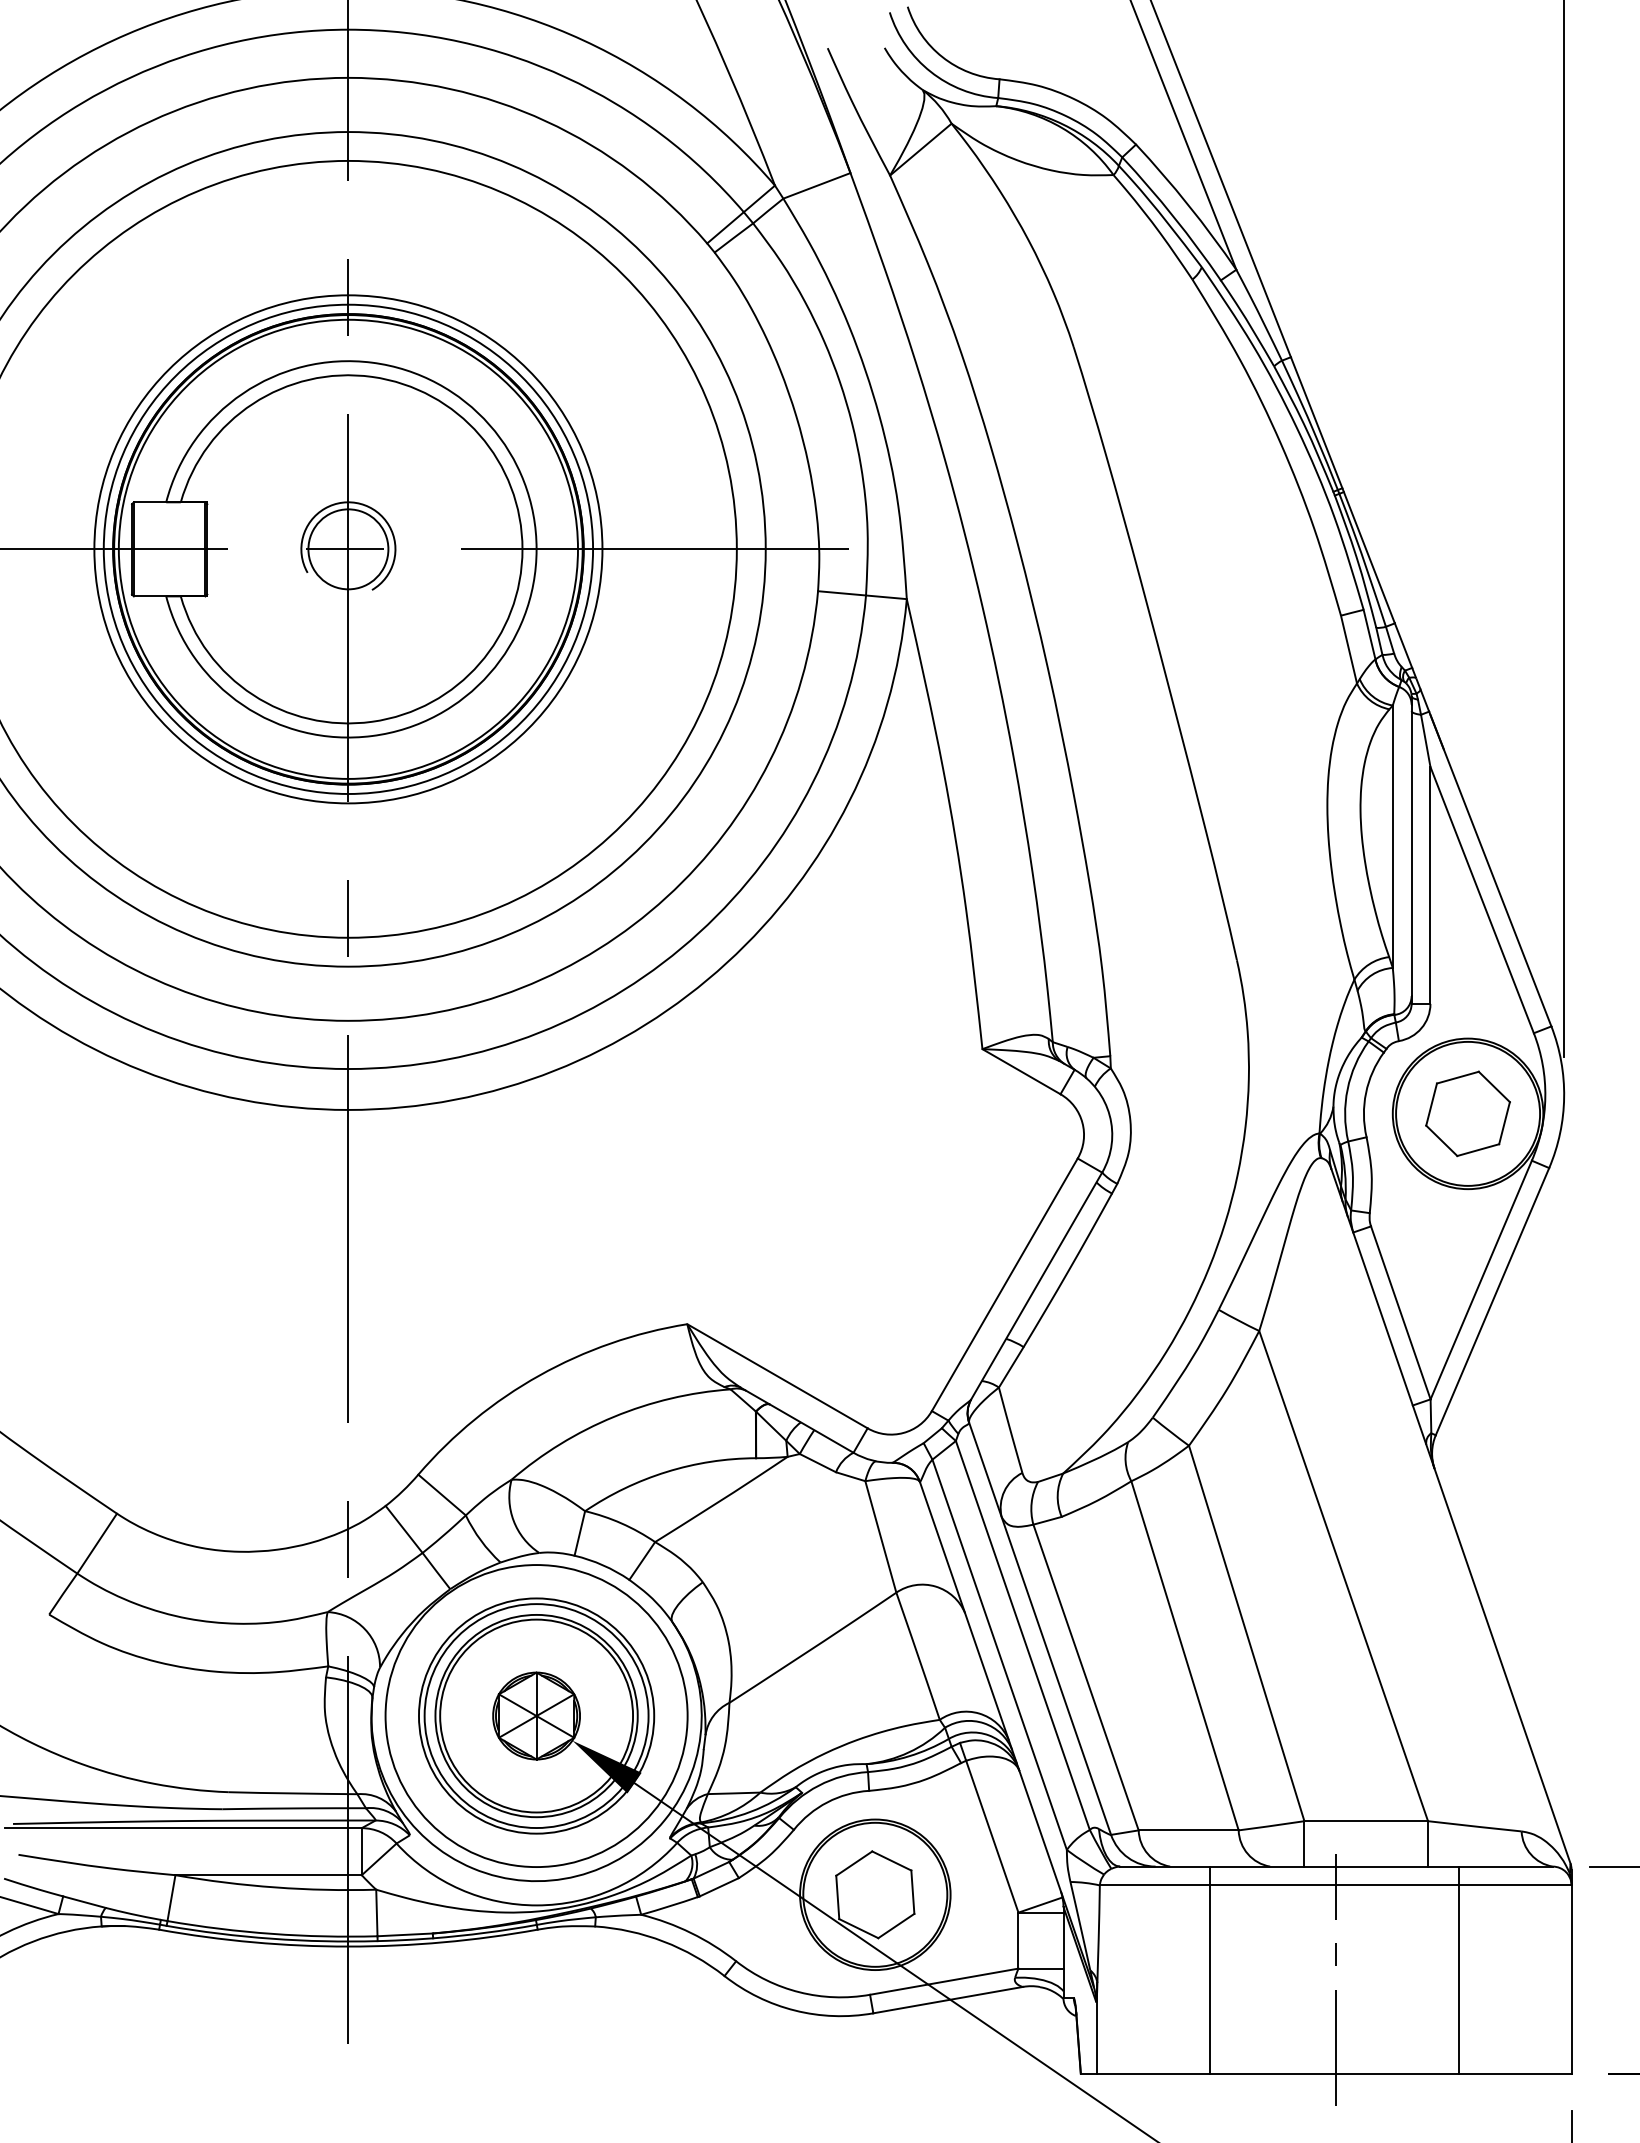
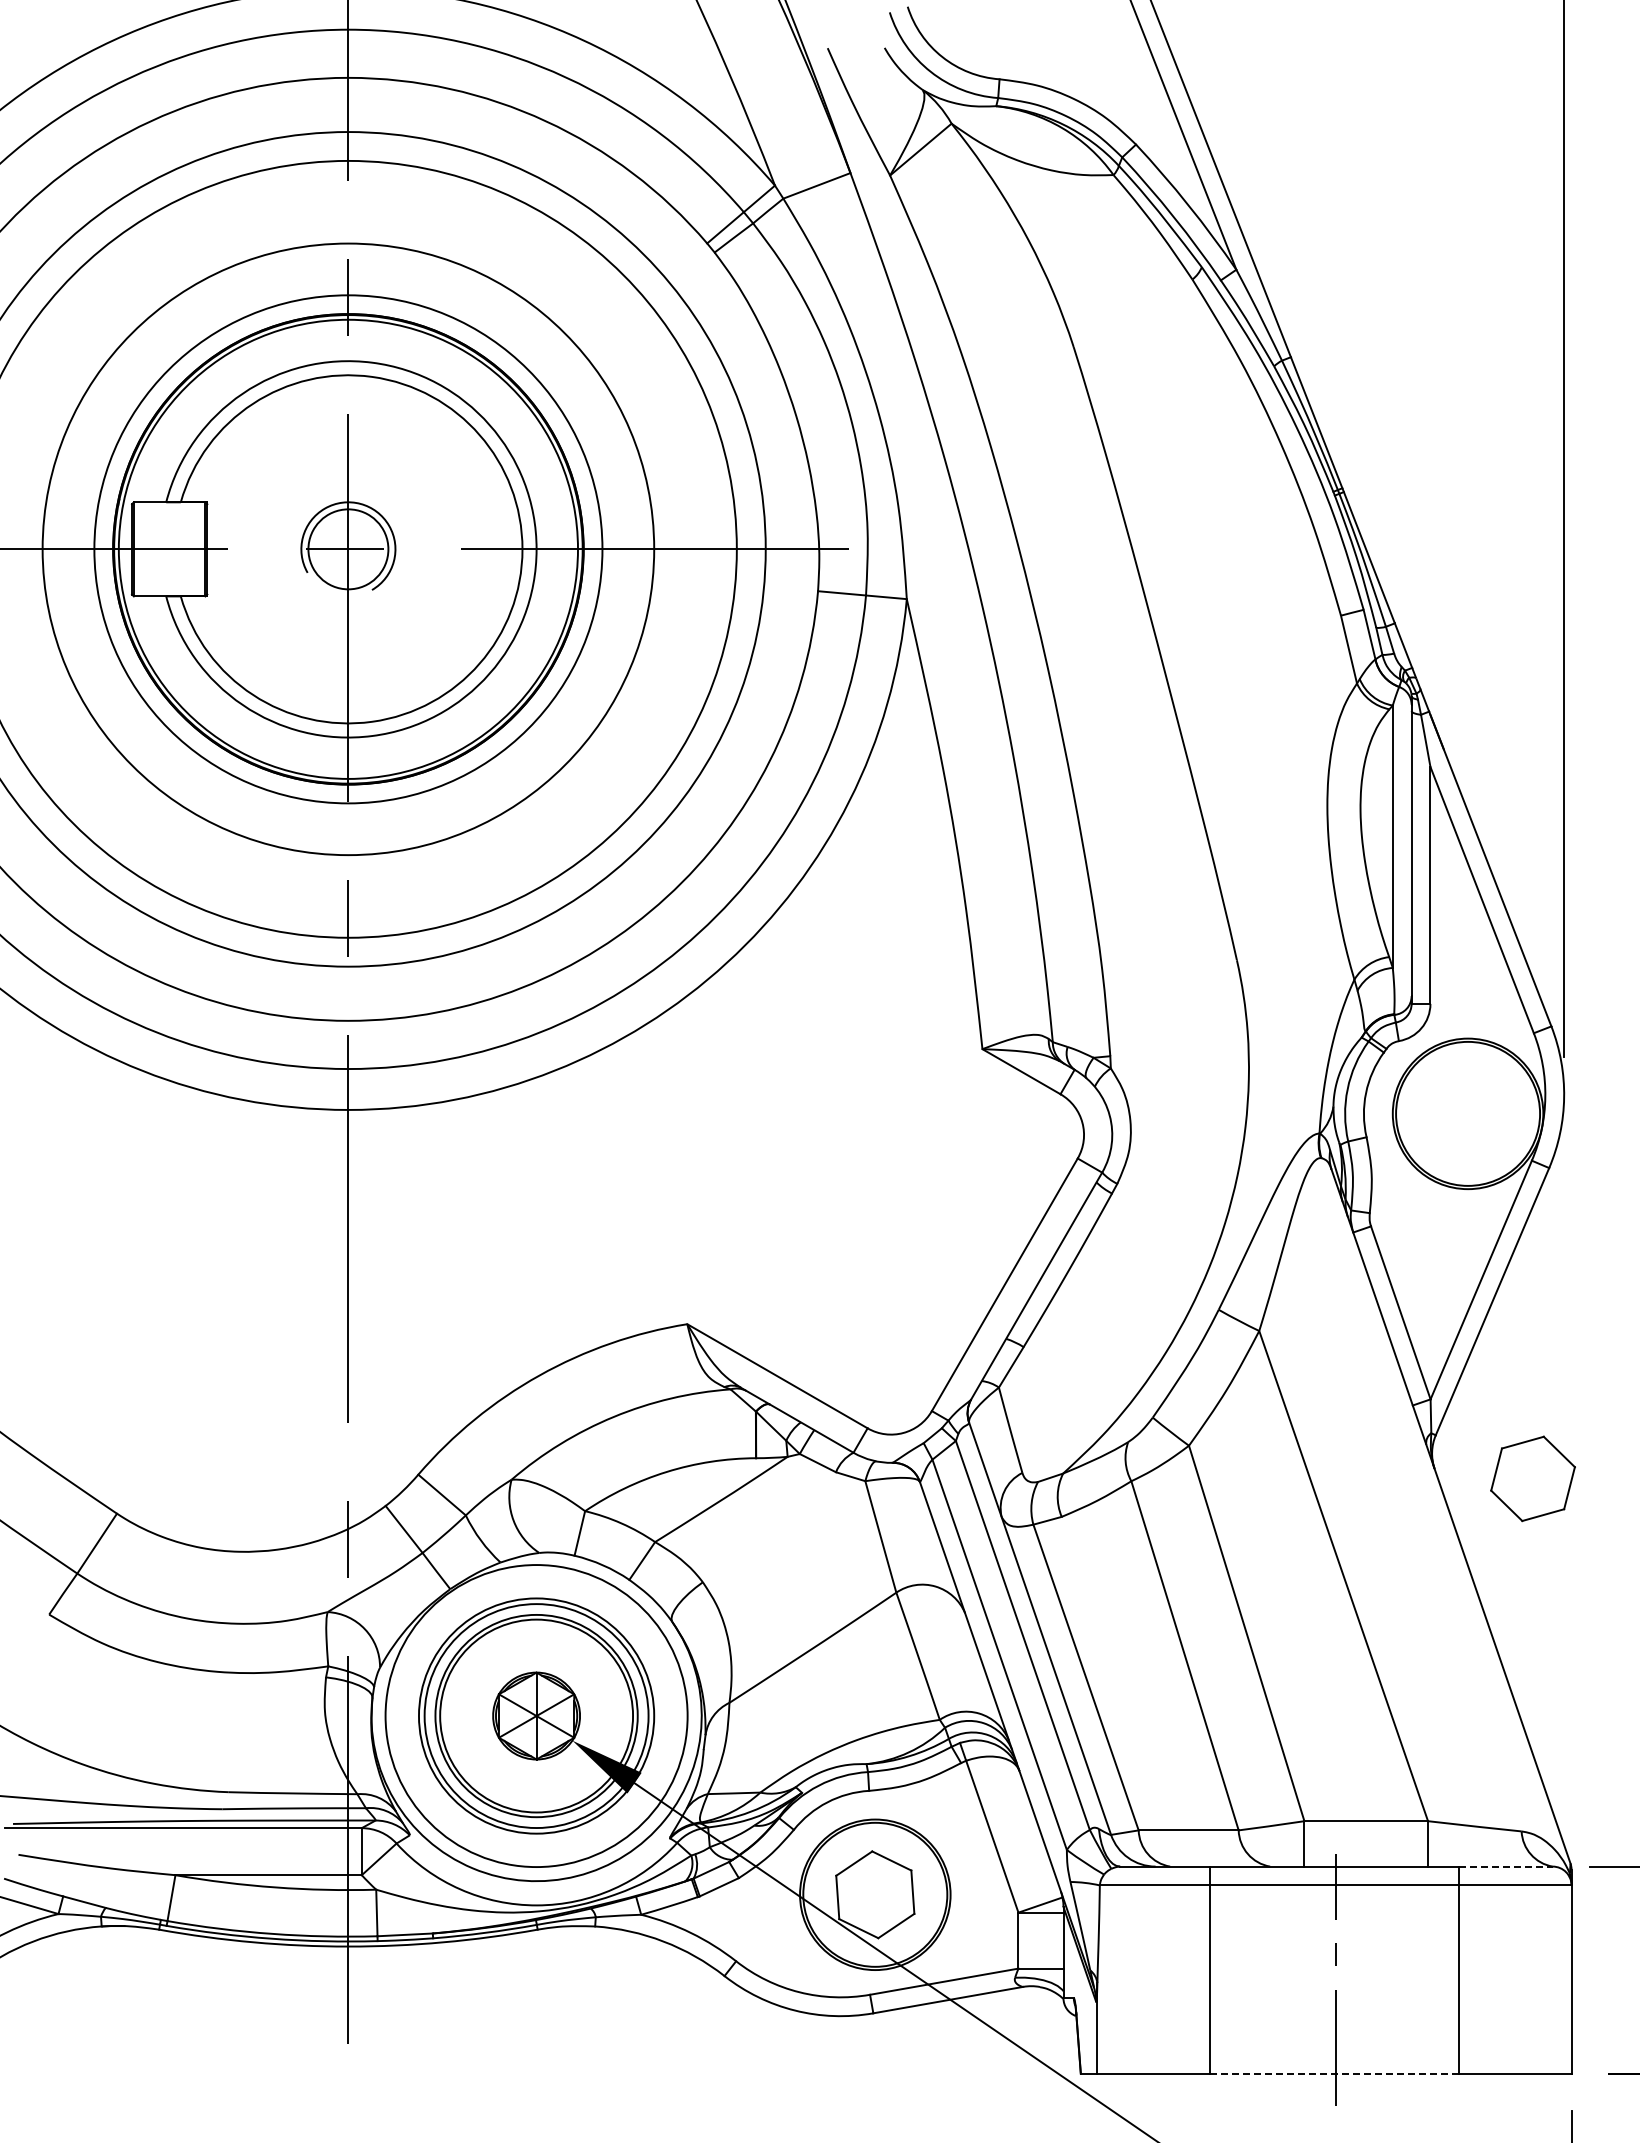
circle diameter: 489 px -> 612 px (348, 549)
part position: (1467, 1113) -> (1532, 1478) (1532, 1478)
line: solid -> dashed (1506, 1866)
line: solid -> dashed (1334, 2073)
